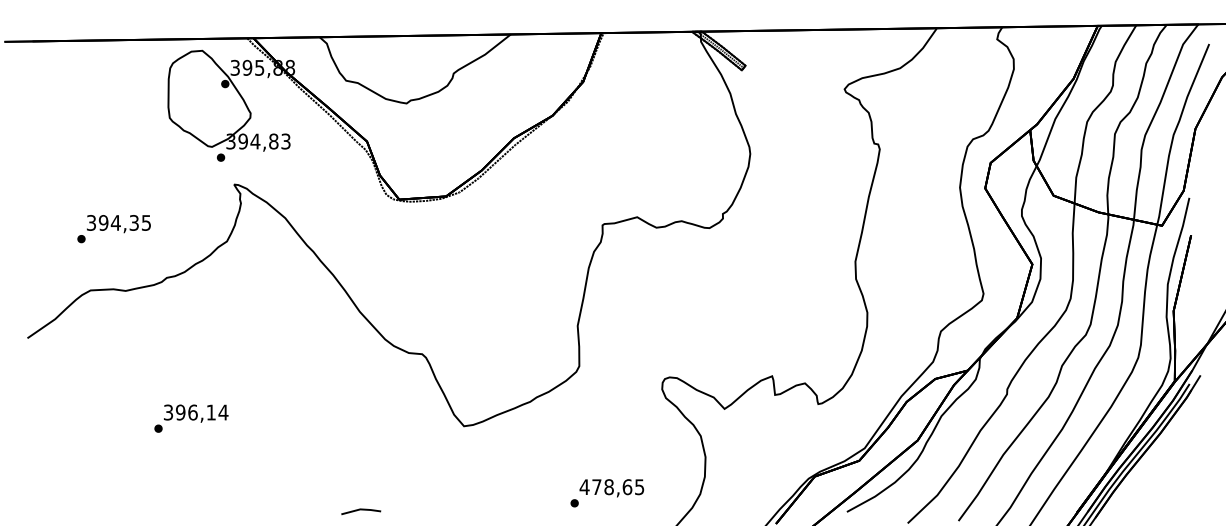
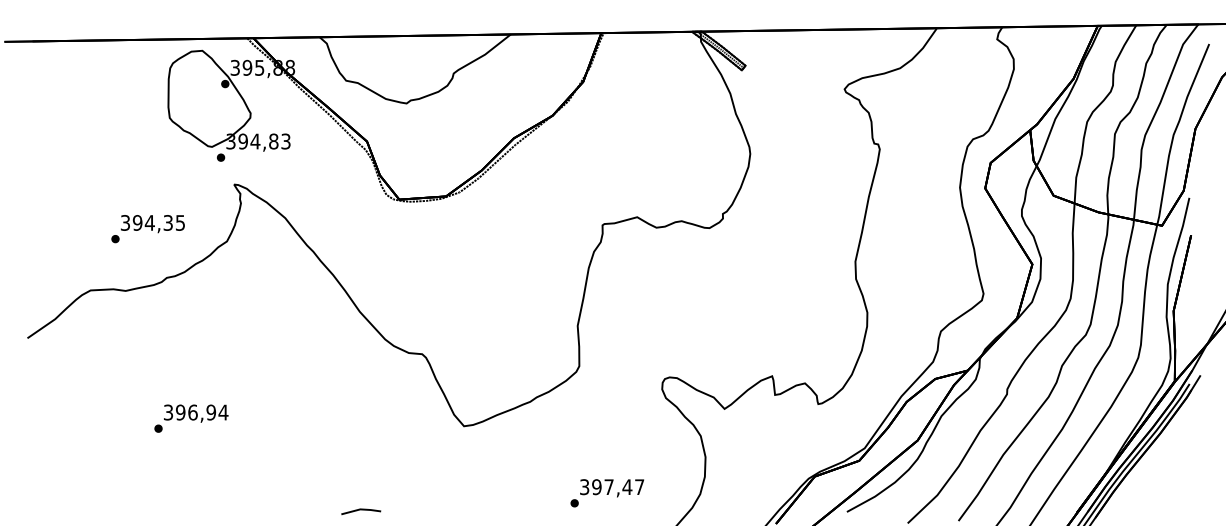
text position: (113, 229) -> (147, 229) (147, 229)
text: 396,14 -> 396,94 (211, 412)
text: 478,65 -> 397,47 (611, 487)
